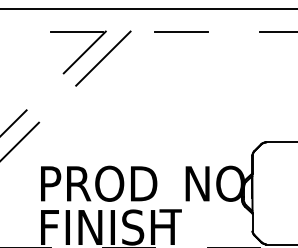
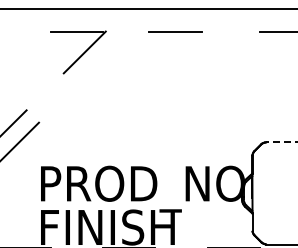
line position: (181, 31) -> (175, 31) (175, 31)
line: present -> none (103, 58)
line: solid -> dashed (281, 142)
